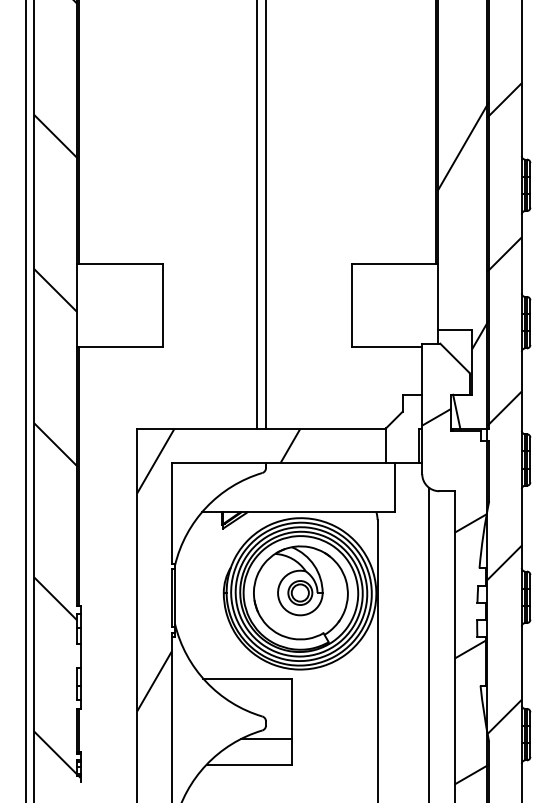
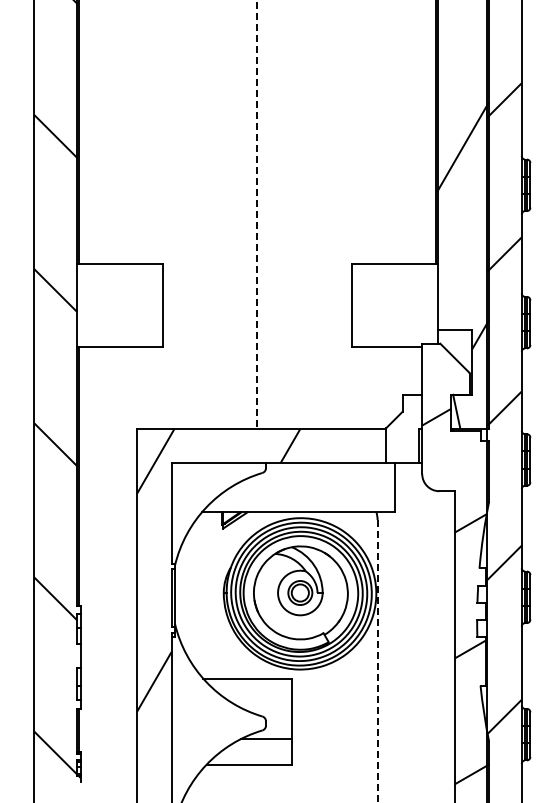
line: solid -> dashed (257, 215)
line: present -> none (266, 215)
line: present -> none (25, 400)
line: present -> none (429, 643)
line: solid -> dashed (377, 661)
